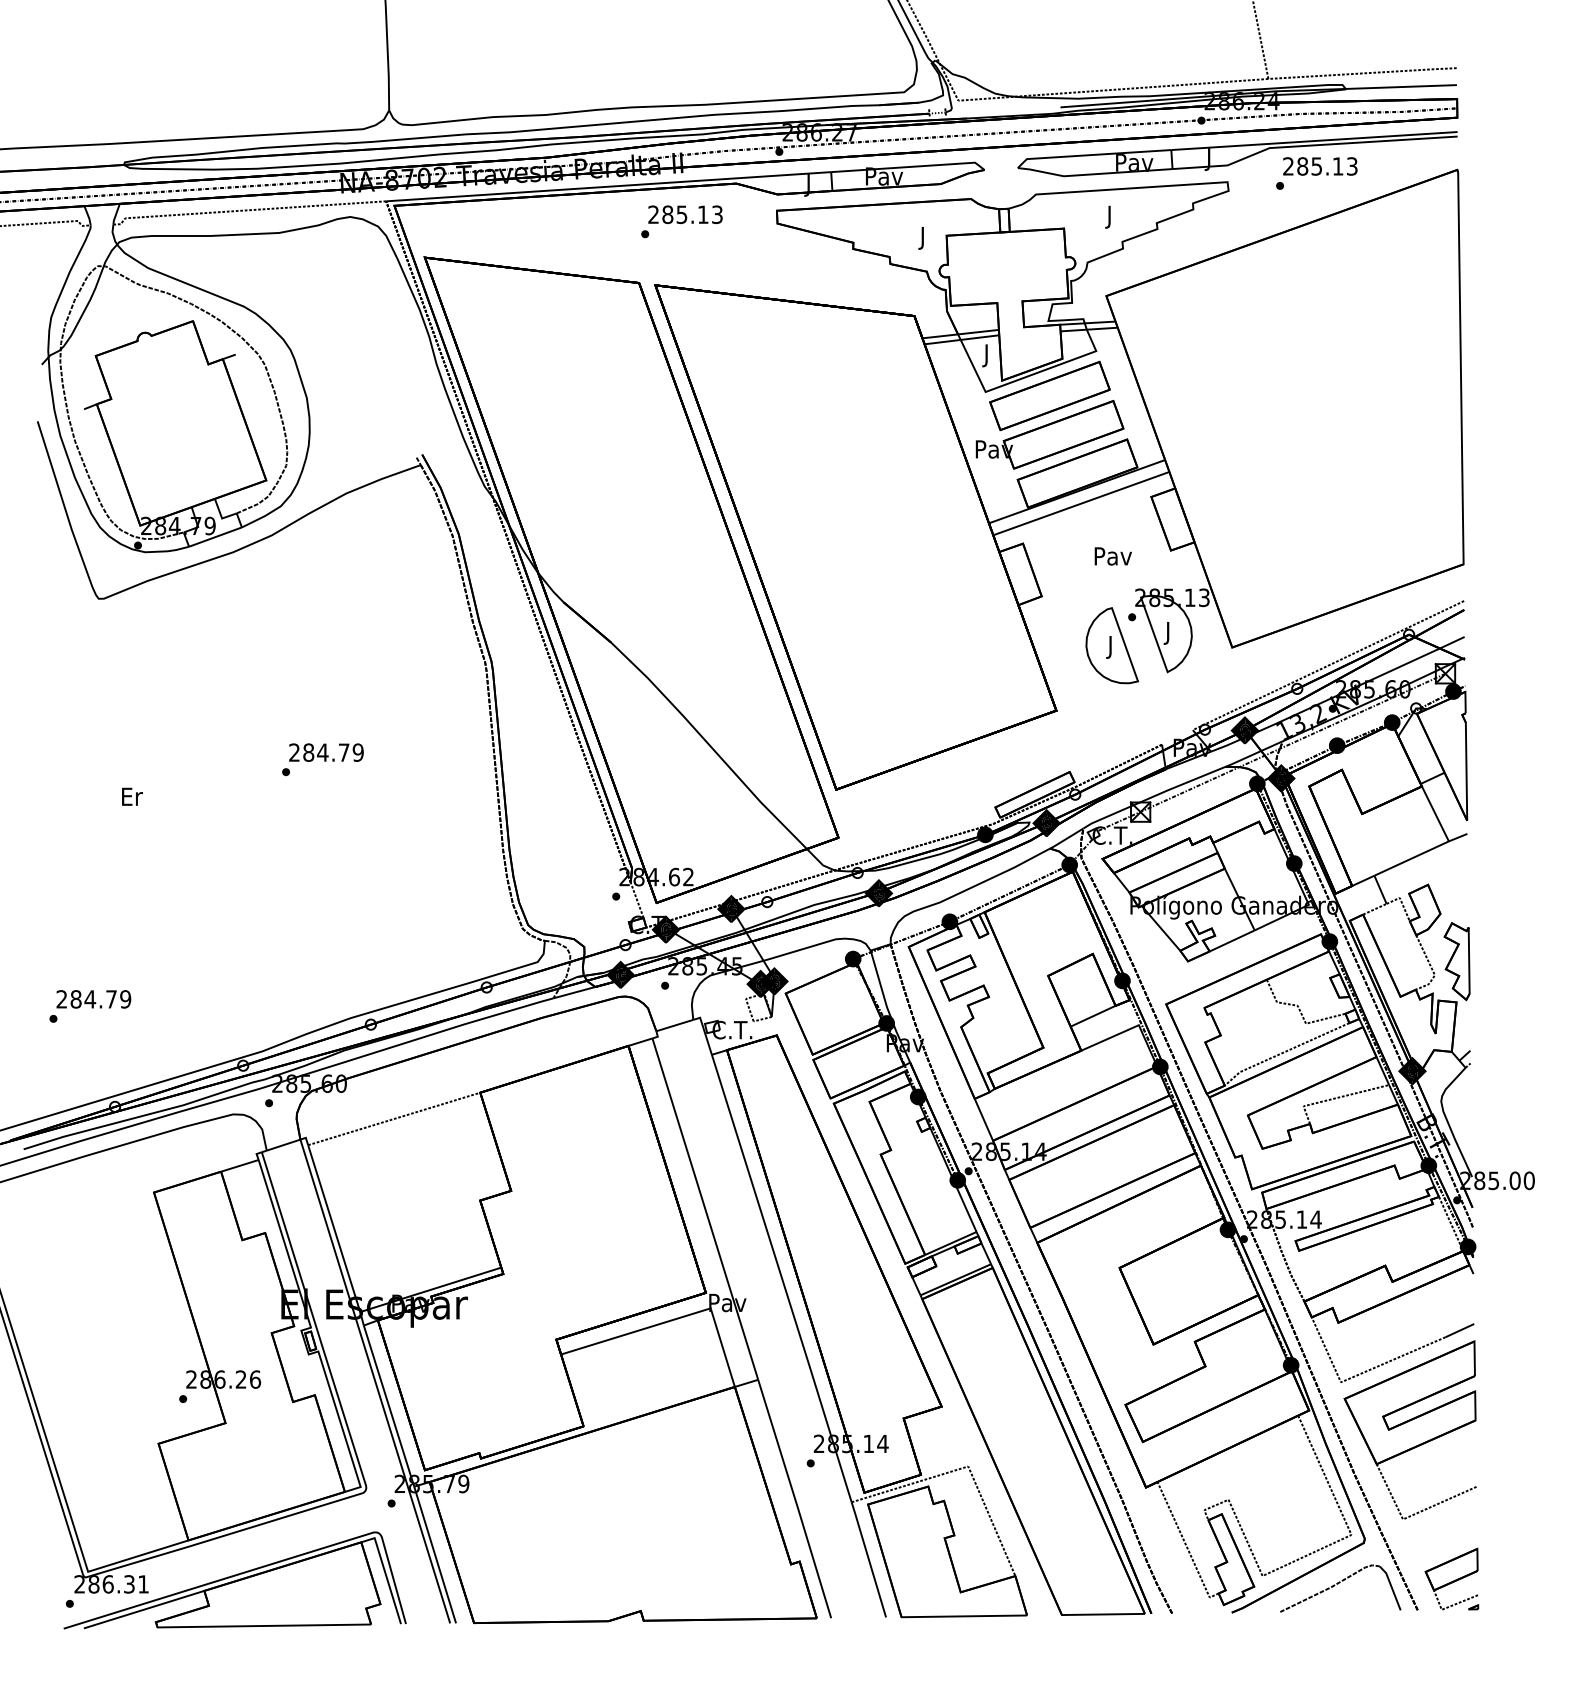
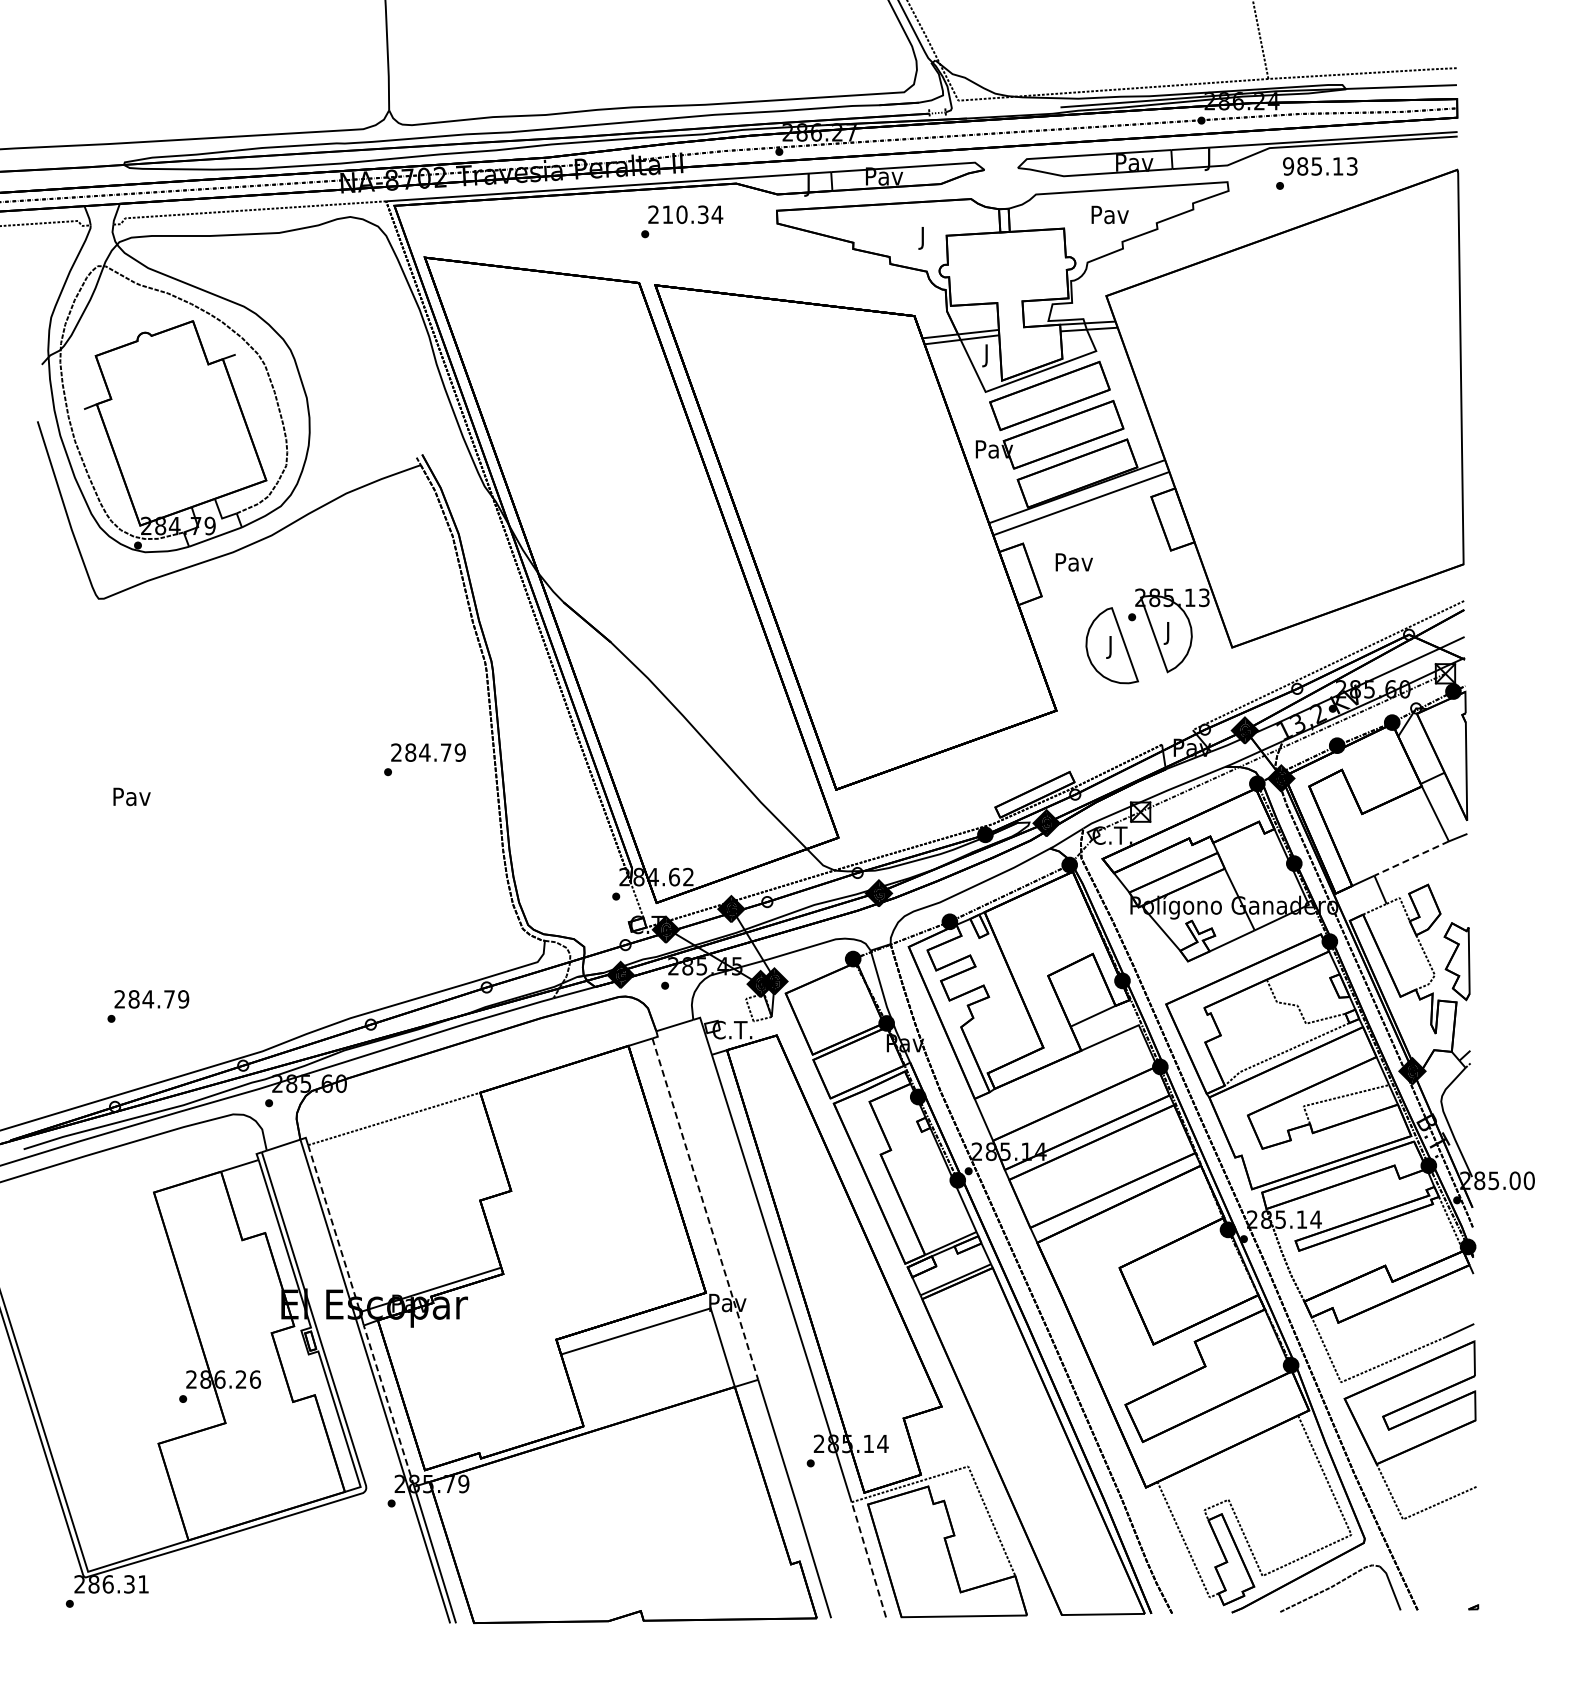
text: 285.13 -> 985.13 (1288, 166)
text: 285.13 -> 210.34 (692, 214)
text: J -> Pav (1109, 216)
text position: (1112, 556) -> (1073, 562) (1073, 562)
text position: (322, 759) -> (424, 759) (424, 759)
text: Er -> Pav (131, 796)
line: solid -> dashed (1411, 858)
text position: (90, 1006) -> (148, 1006) (148, 1006)
line: solid -> dashed (705, 1209)
line: solid -> dashed (334, 1229)
line: solid -> dashed (388, 1405)
line: solid -> dashed (868, 1559)
part: present -> none (1451, 1578)
part: present -> none (234, 1580)
